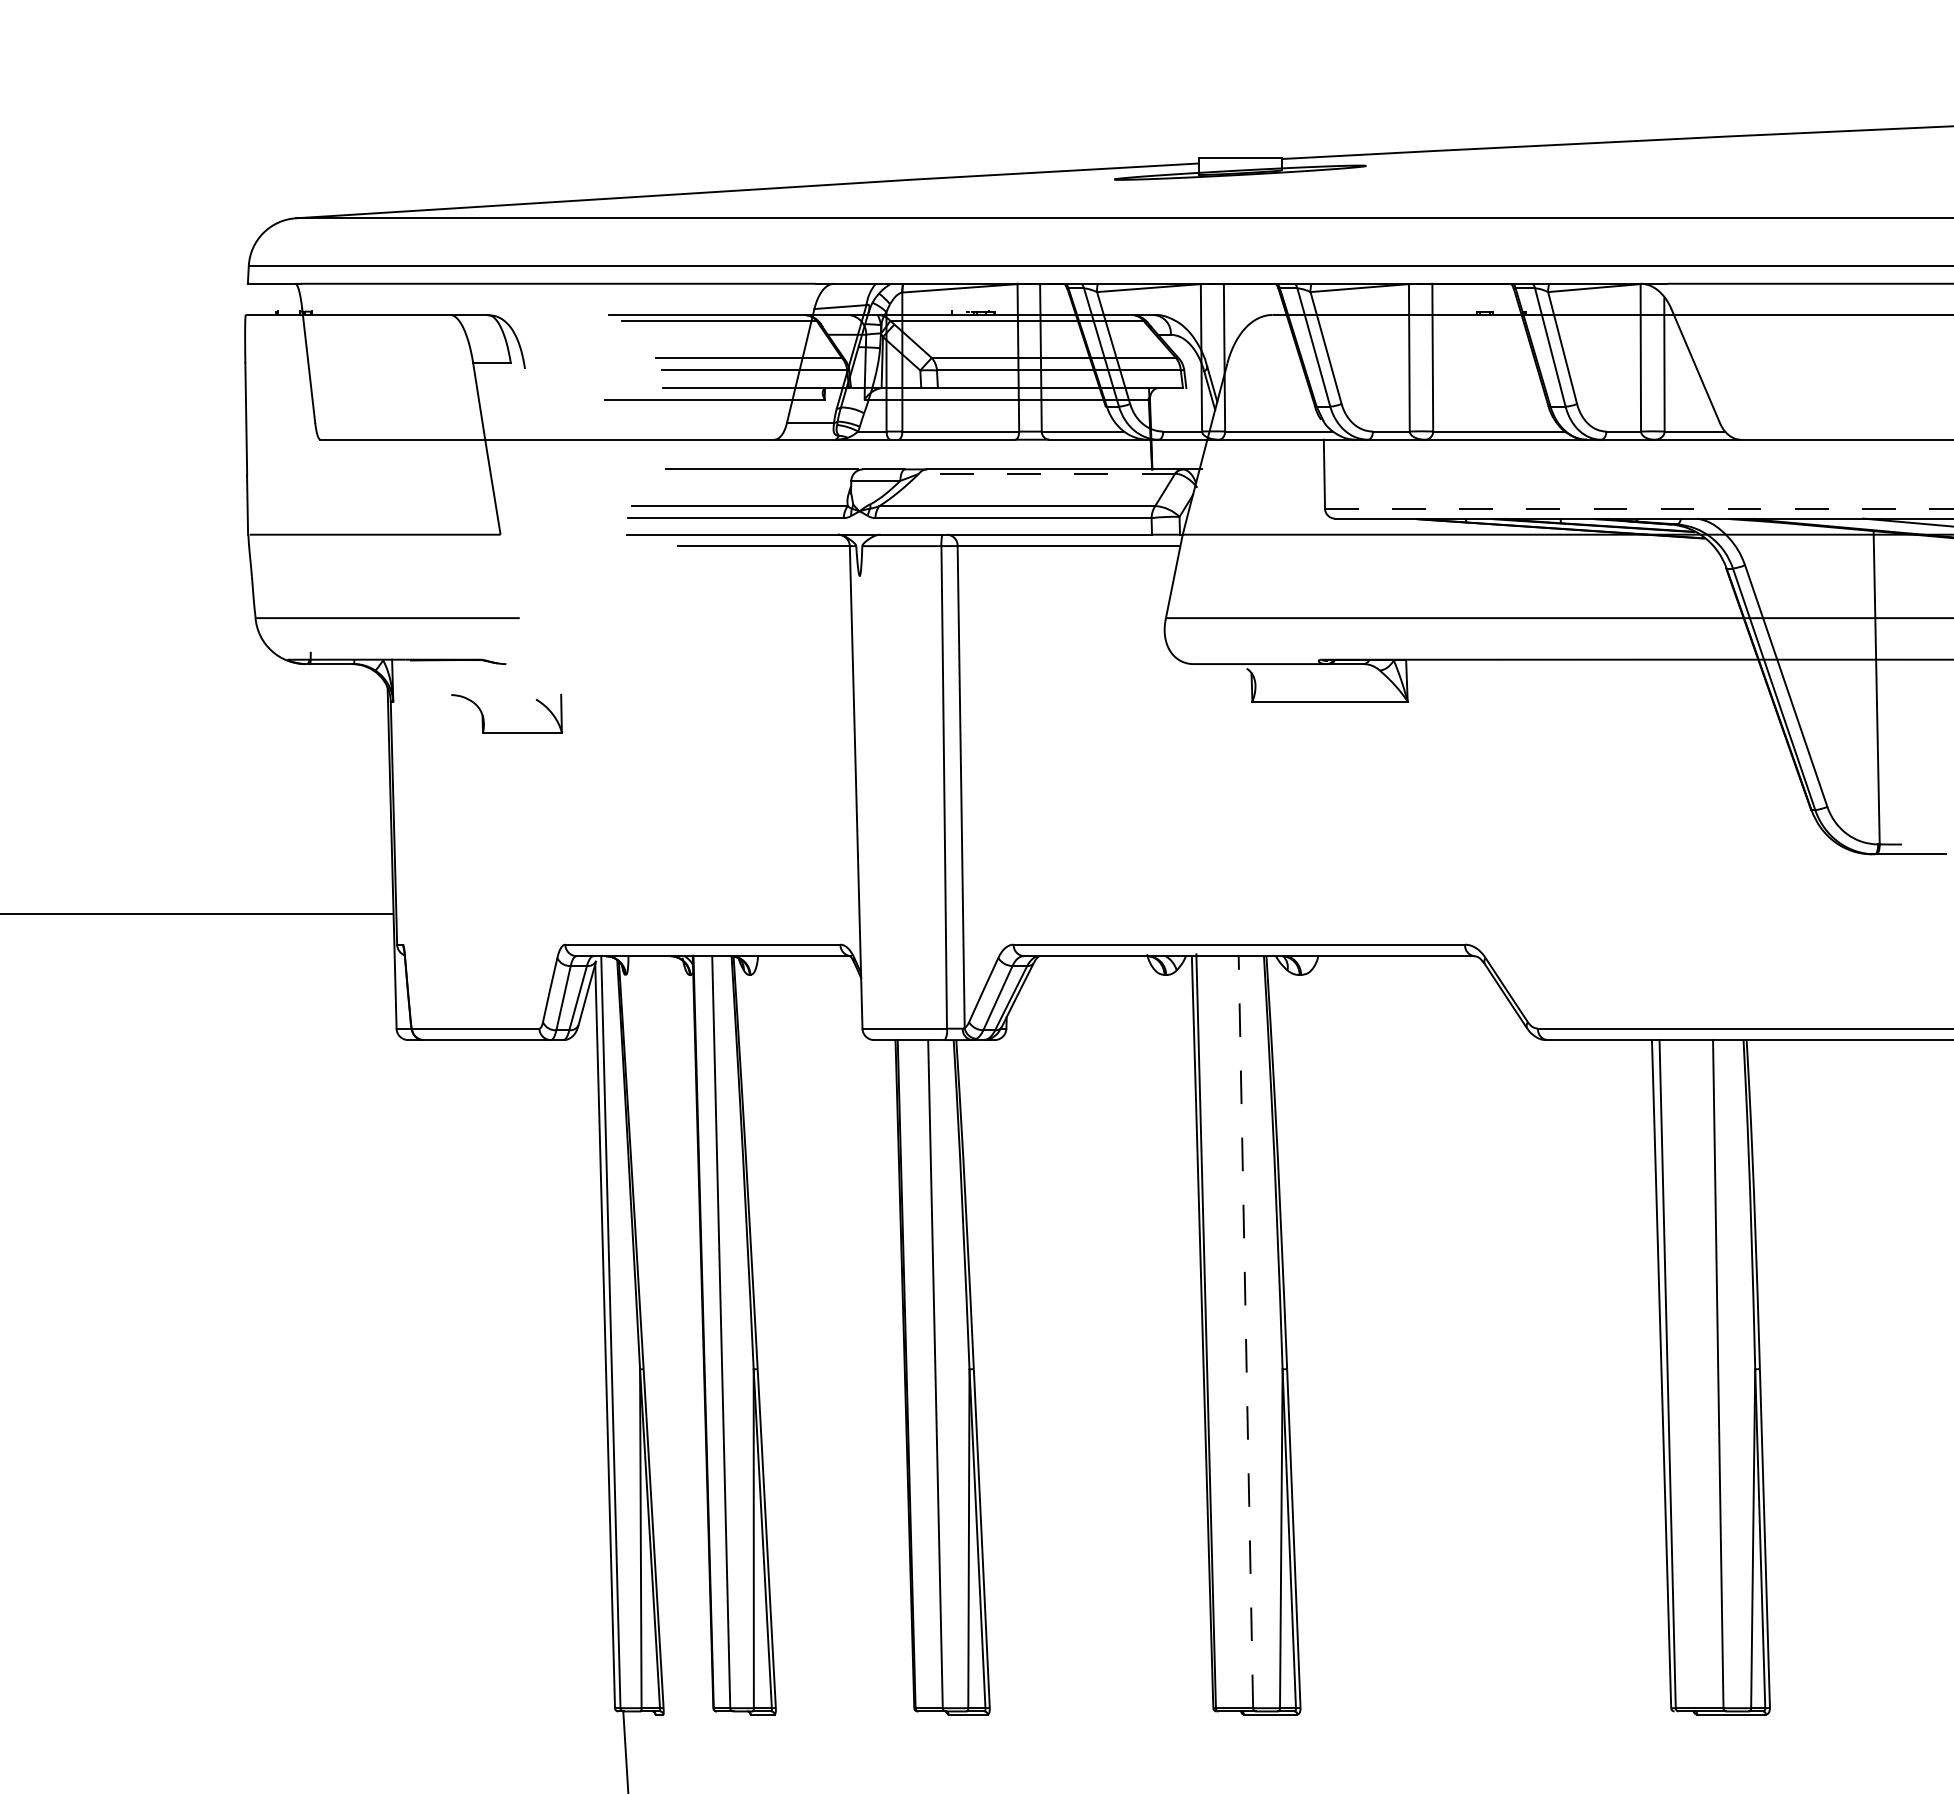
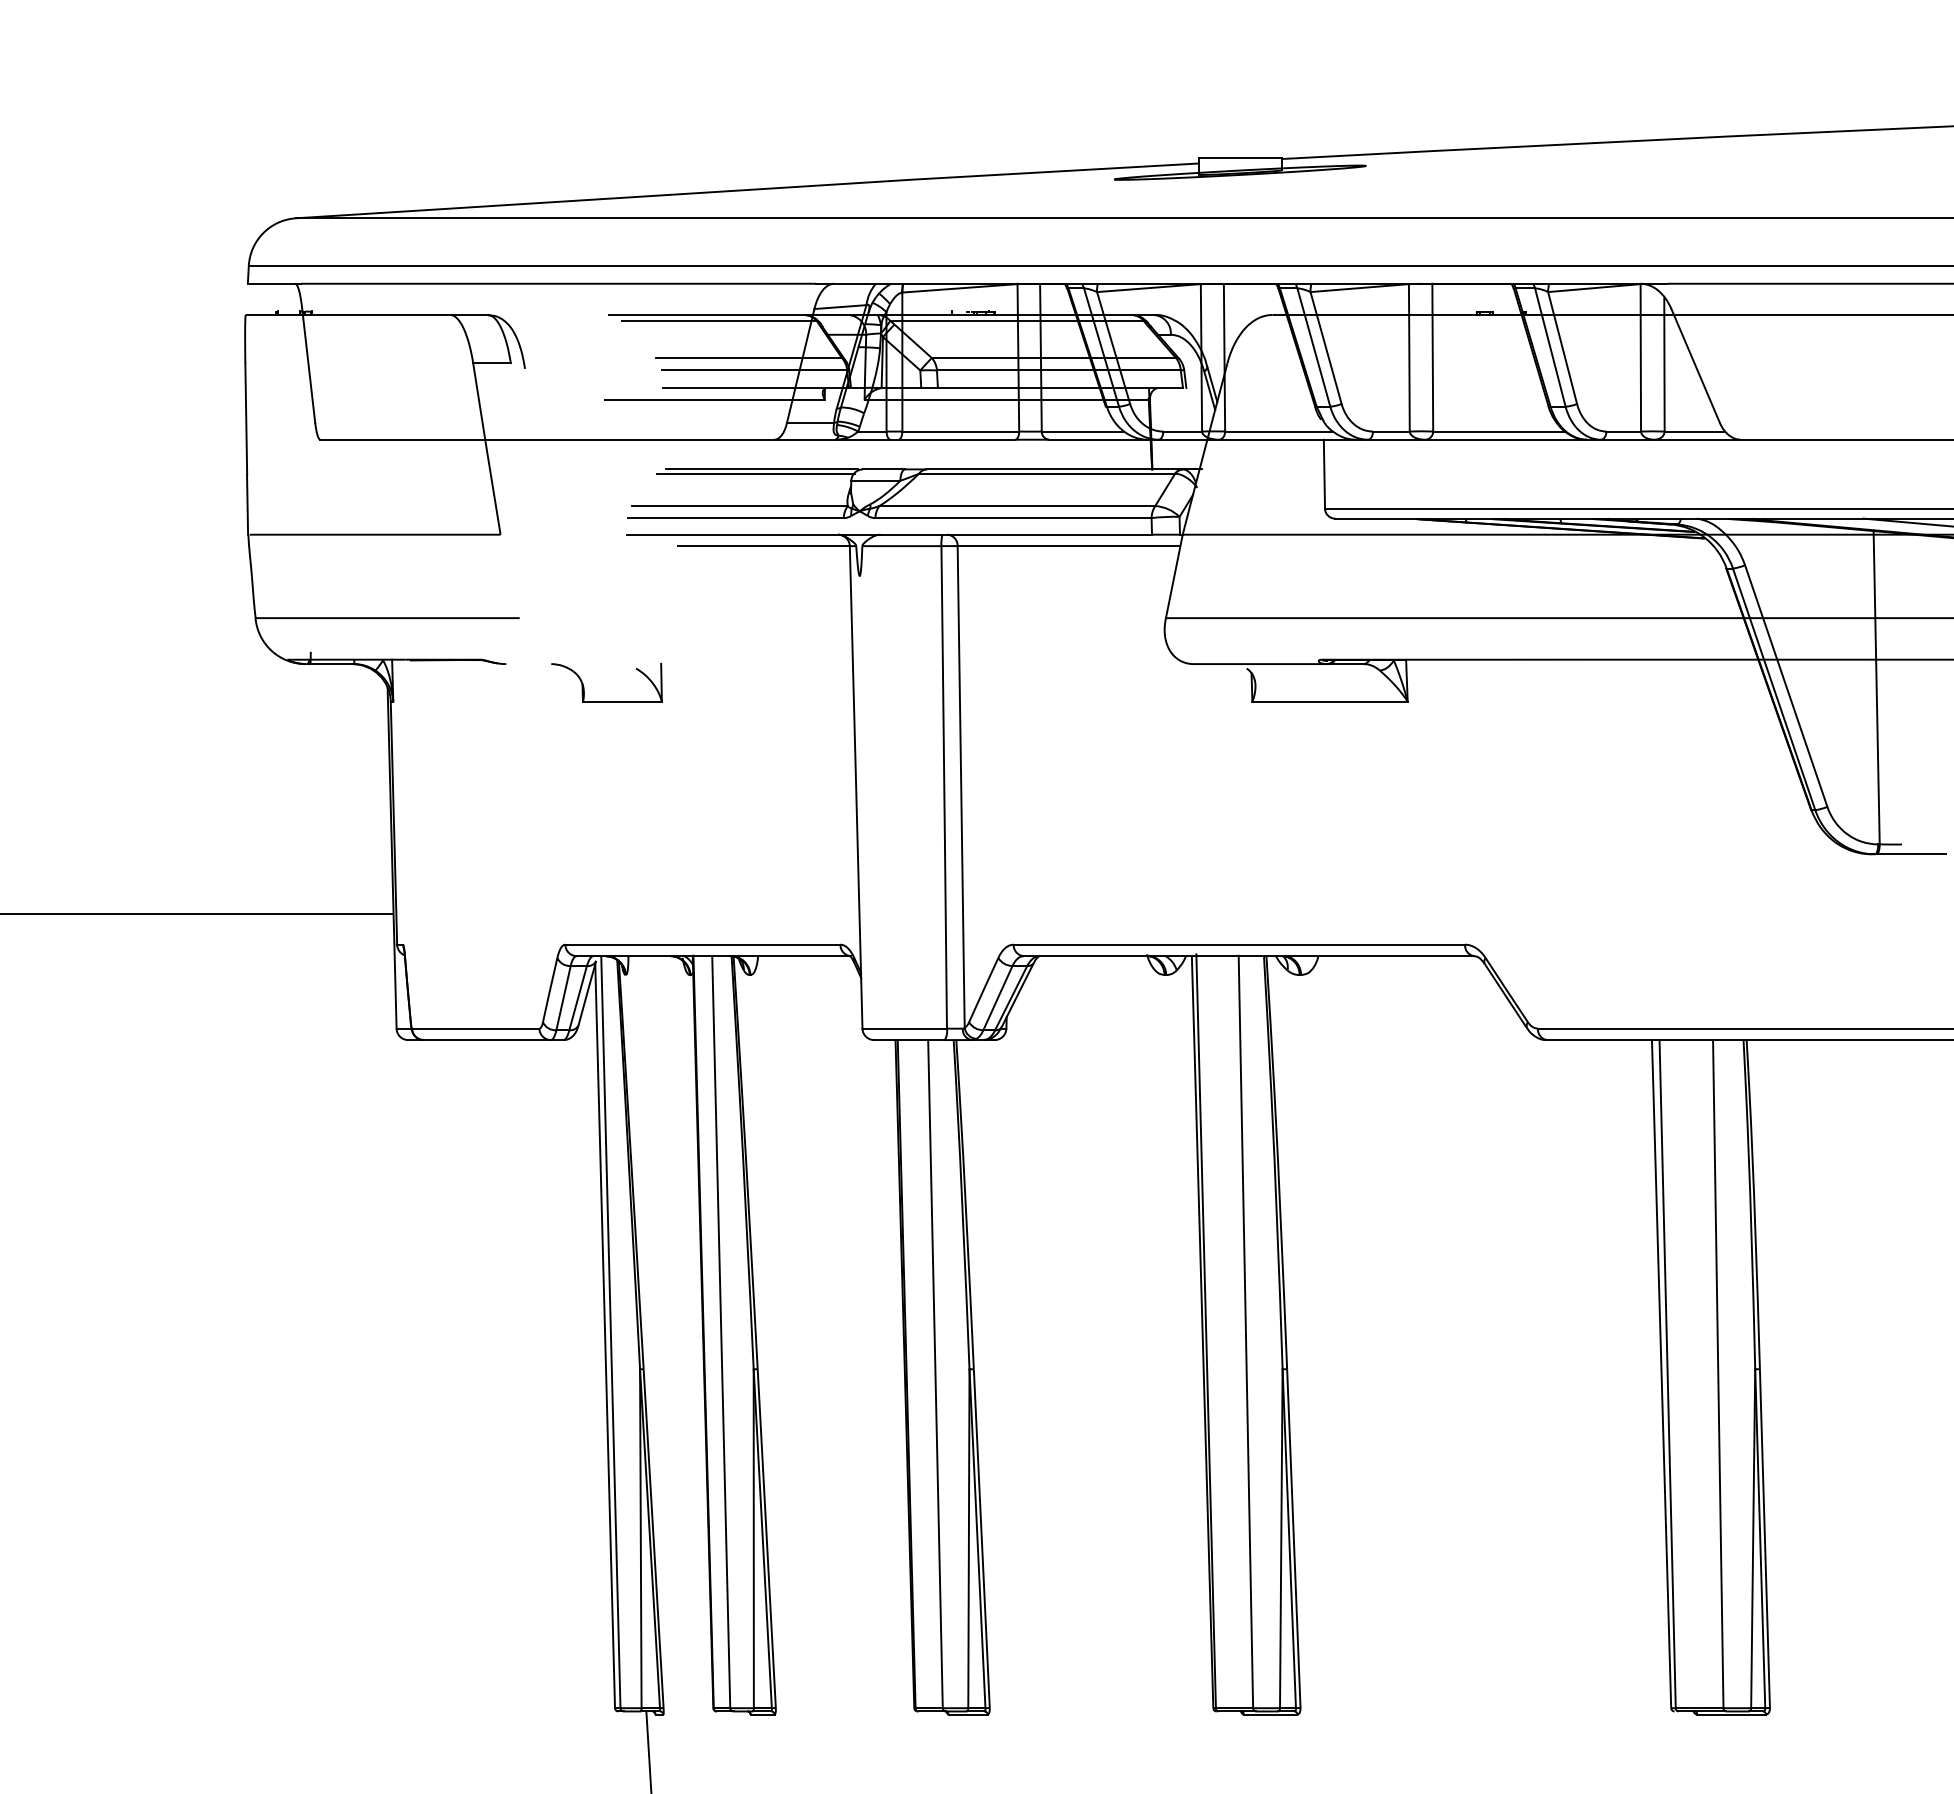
line: none -> present (755, 473)
line: dashed -> solid (1046, 473)
line: dashed -> solid (1639, 508)
part position: (506, 732) -> (606, 701) (606, 701)
line: dashed -> solid (1245, 1331)
line position: (625, 1751) -> (648, 1750) (648, 1750)
